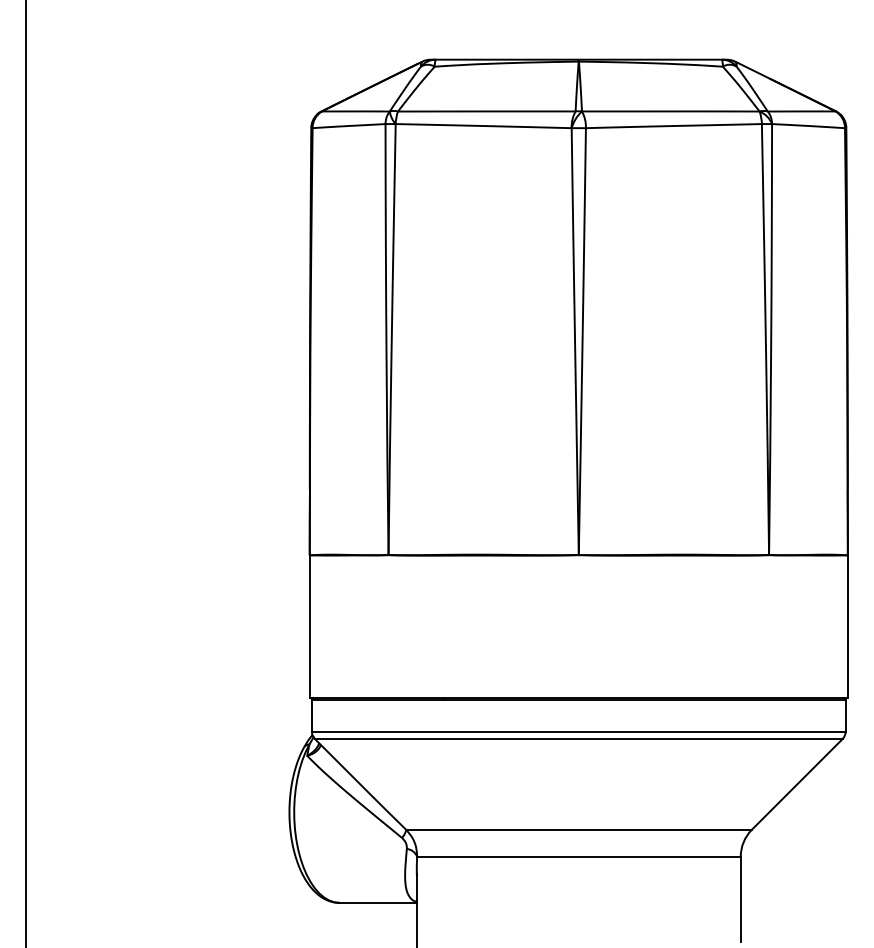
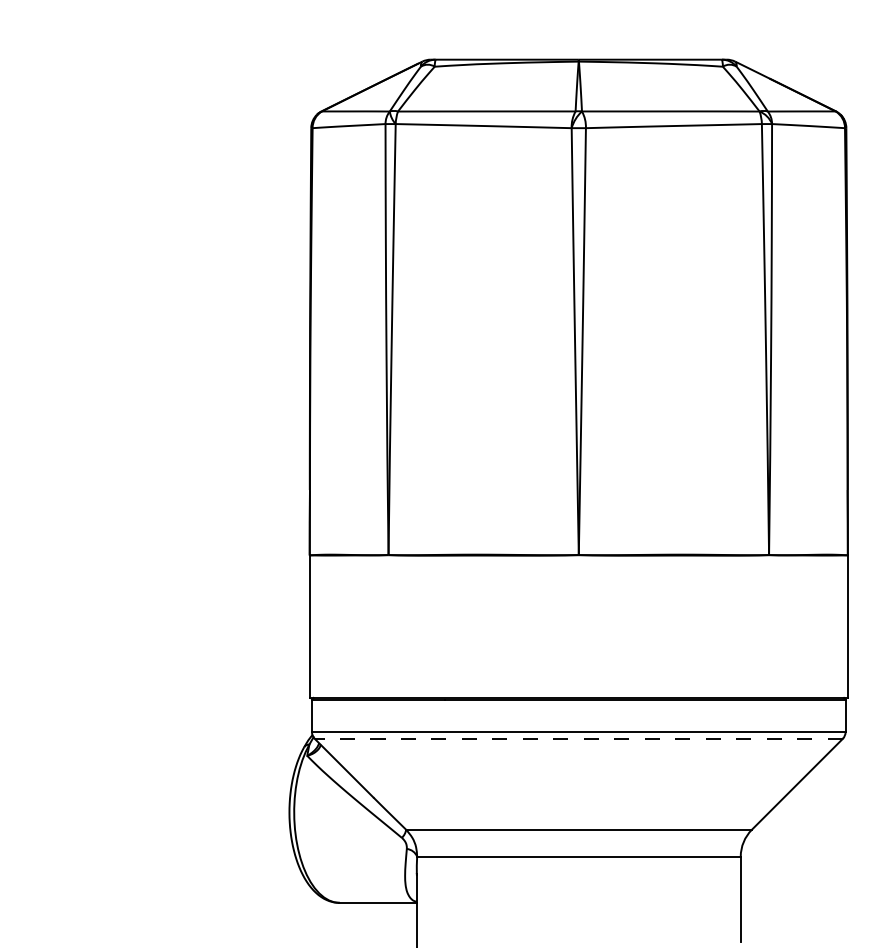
line: present -> none (26, 473)
line: solid -> dashed (578, 738)
